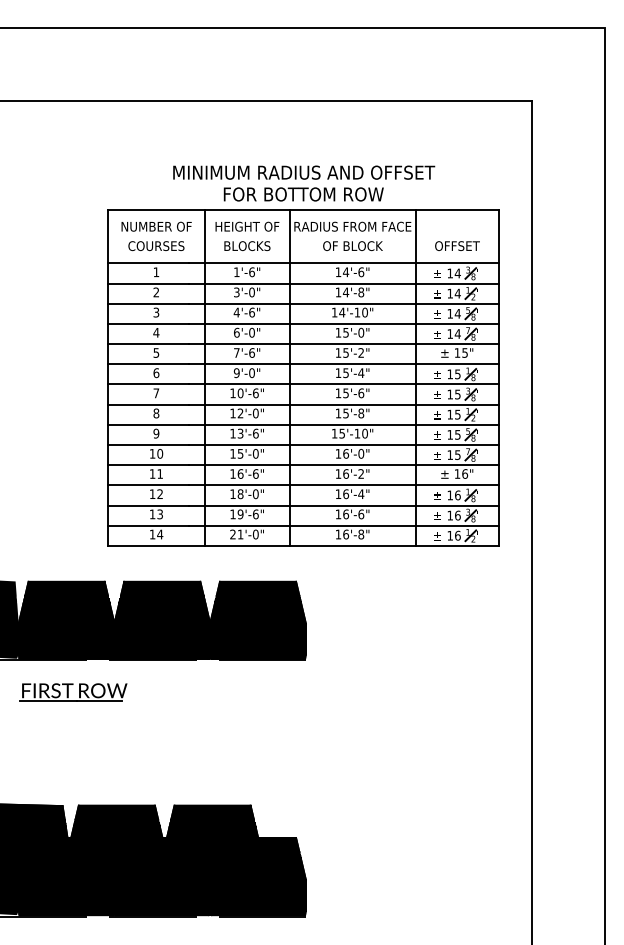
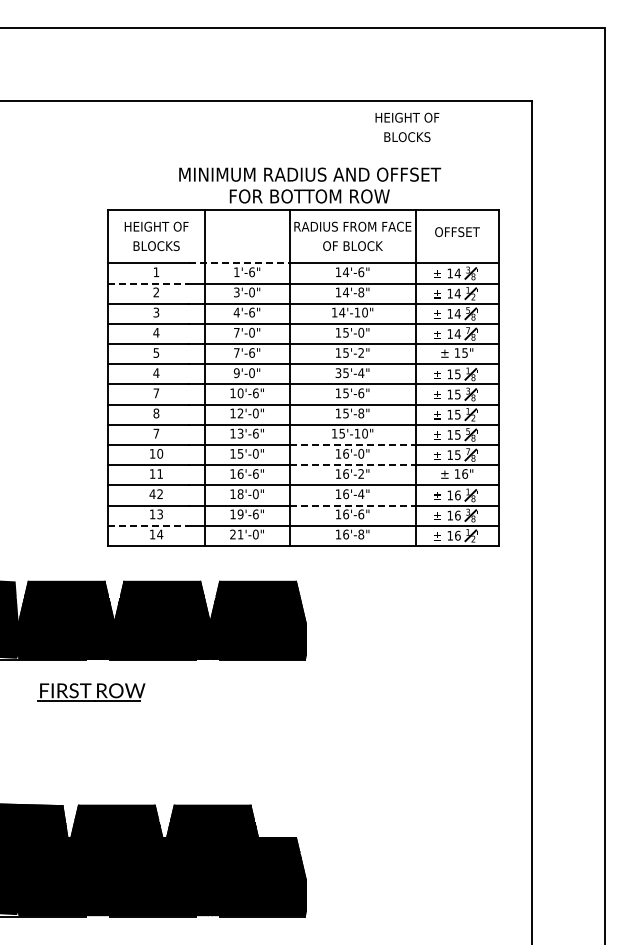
text position: (304, 183) -> (310, 185) (310, 185)
text: NUMBER OF COURSES -> HEIGHT OF BLOCKS (156, 236)
text position: (247, 236) -> (407, 127) (407, 127)
text position: (457, 245) -> (457, 231) (457, 231)
line: solid -> dashed (239, 263)
line: solid -> dashed (148, 283)
text: 6'-0" -> 7'-0" (236, 332)
text: 6 -> 4 (156, 373)
text: 15'-4" -> 35'-4" (338, 373)
text: 9 -> 7 (156, 433)
line: solid -> dashed (353, 444)
line: solid -> dashed (353, 465)
text: 12 -> 42 (152, 493)
line: solid -> dashed (353, 505)
line: solid -> dashed (148, 525)
part position: (73, 692) -> (91, 692) (91, 692)
